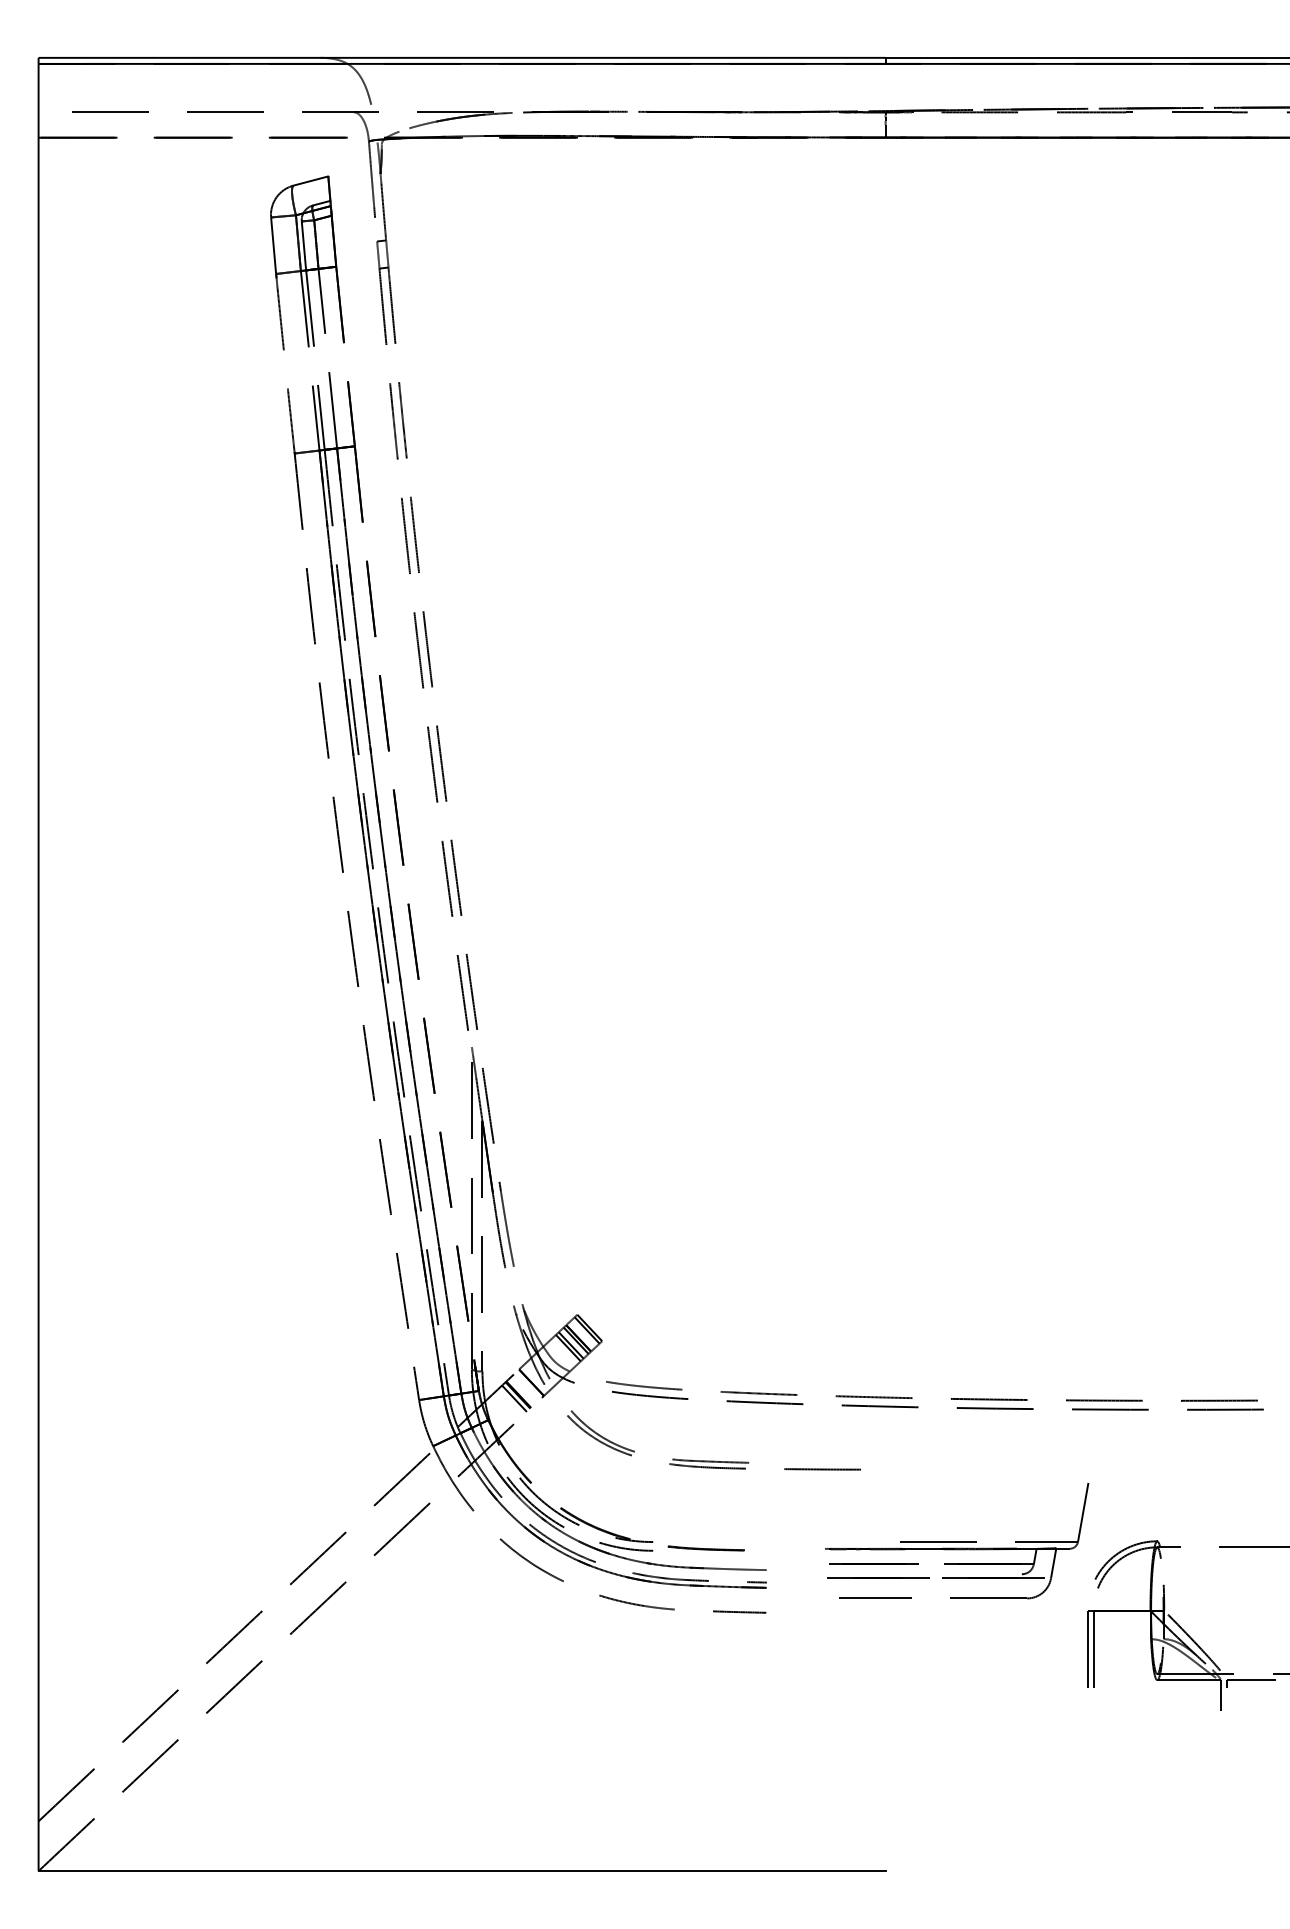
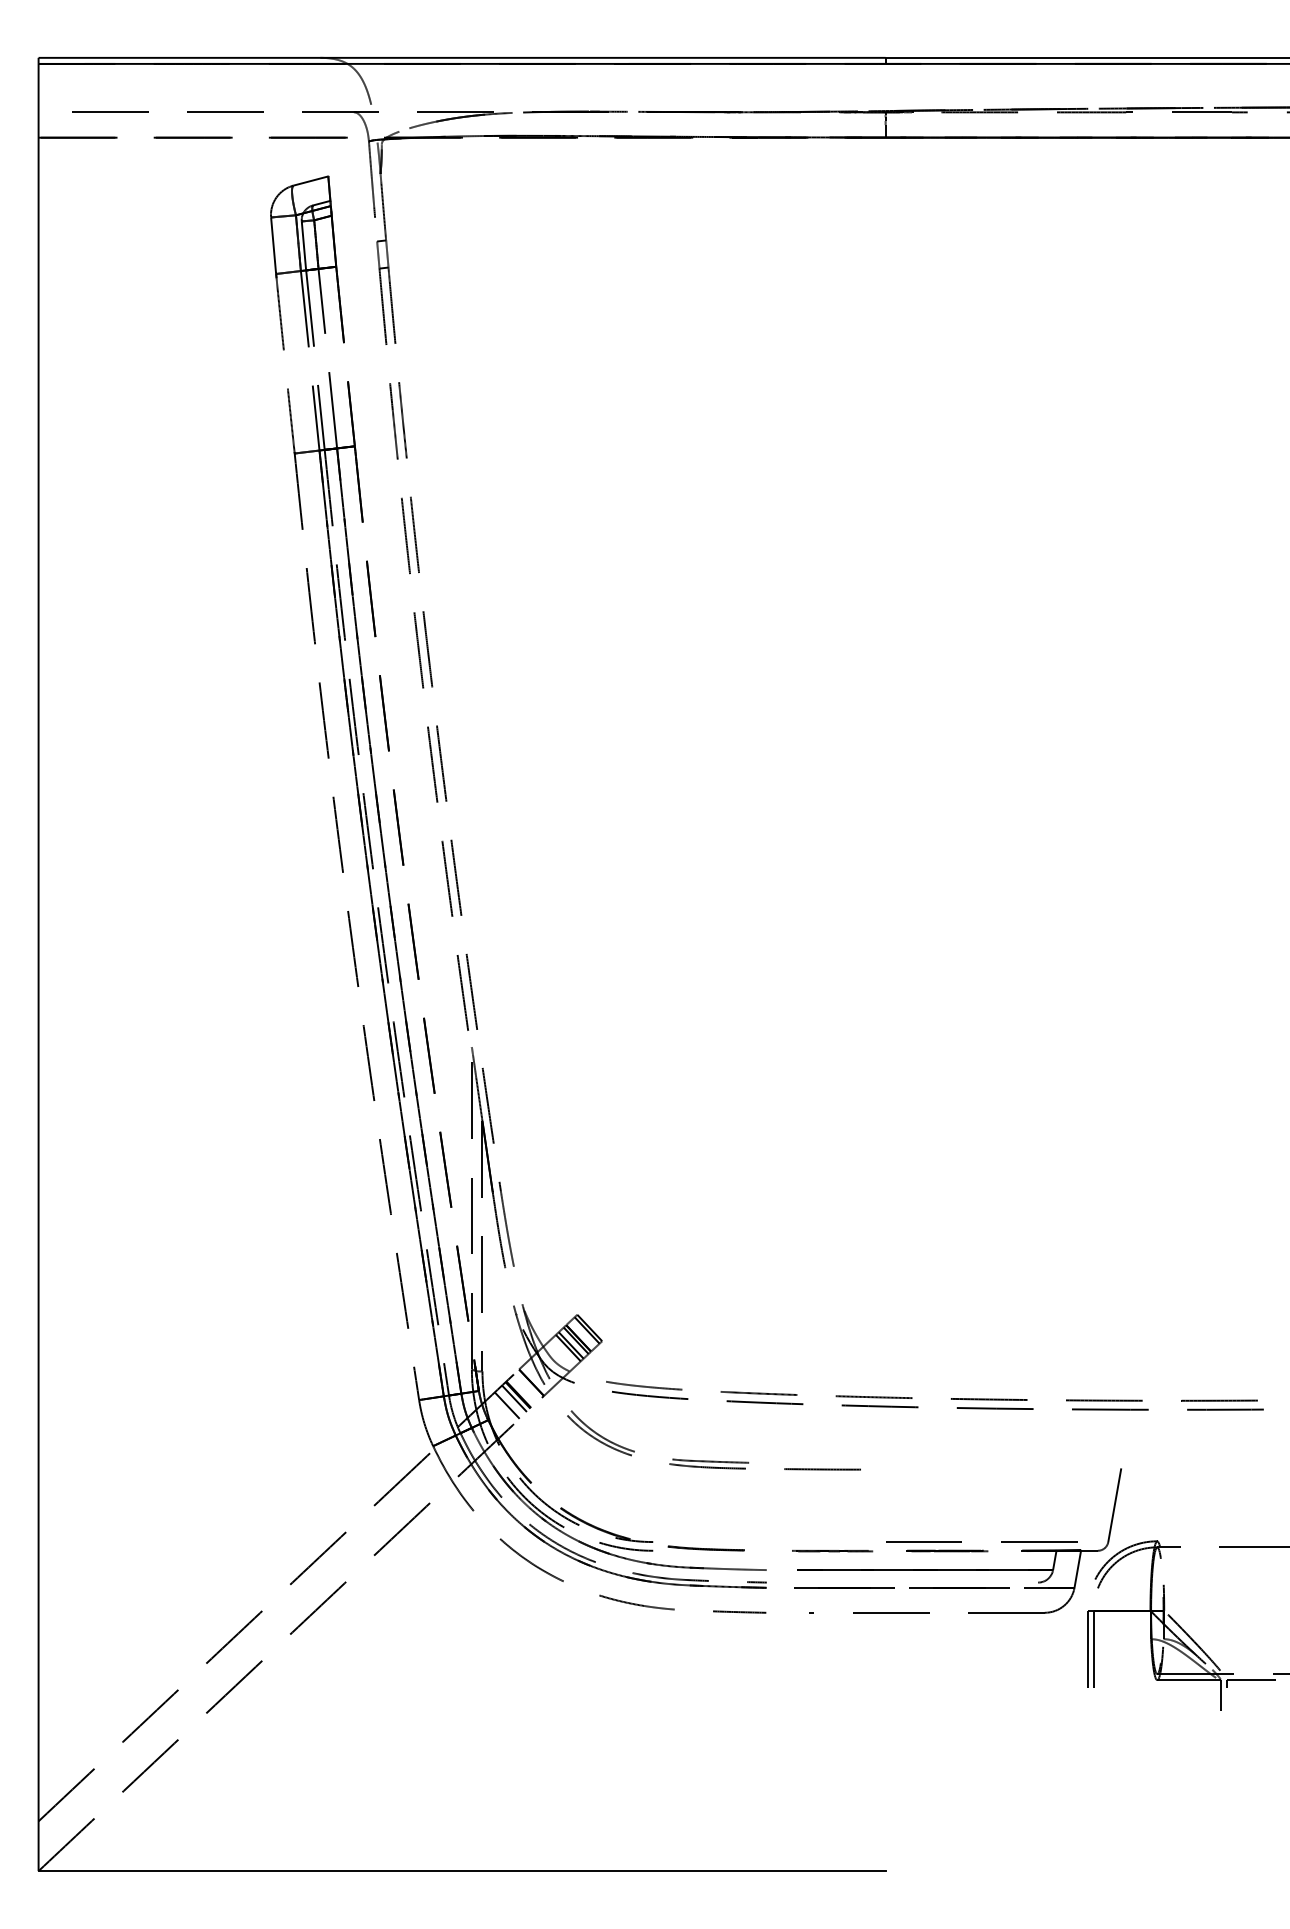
line: none -> present (506, 1405)
part size: 265x117 px -> 330x146 px (956, 1540)
